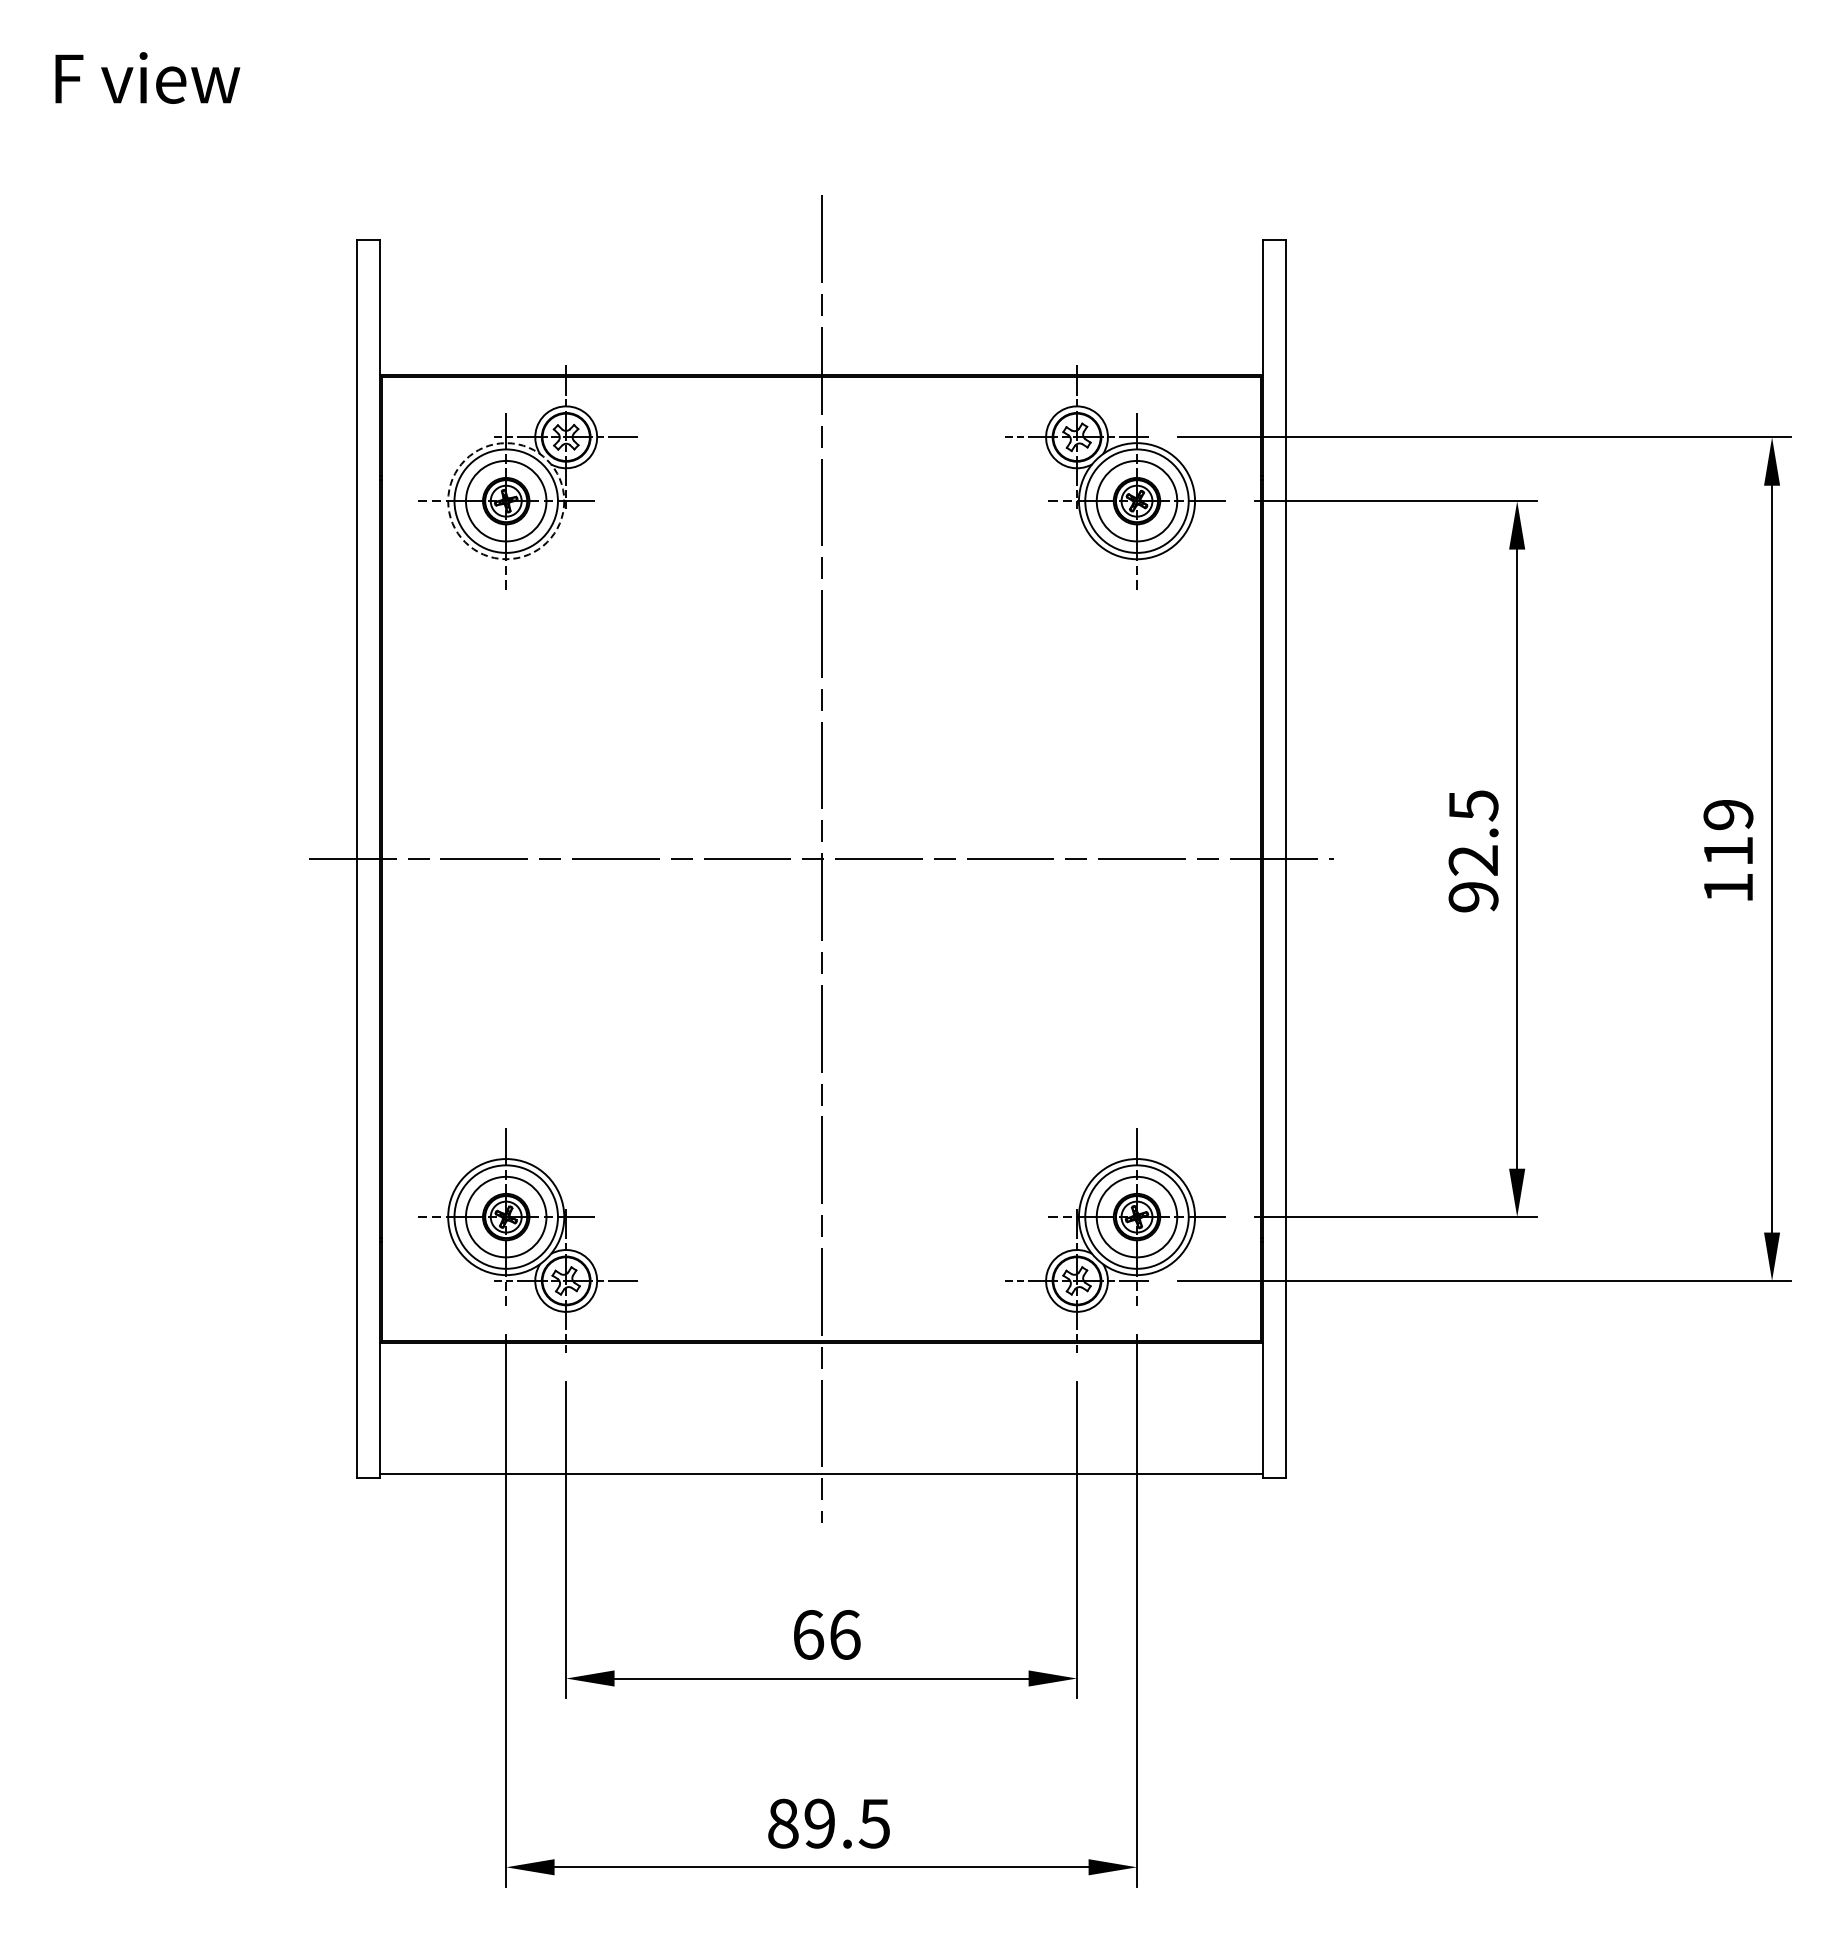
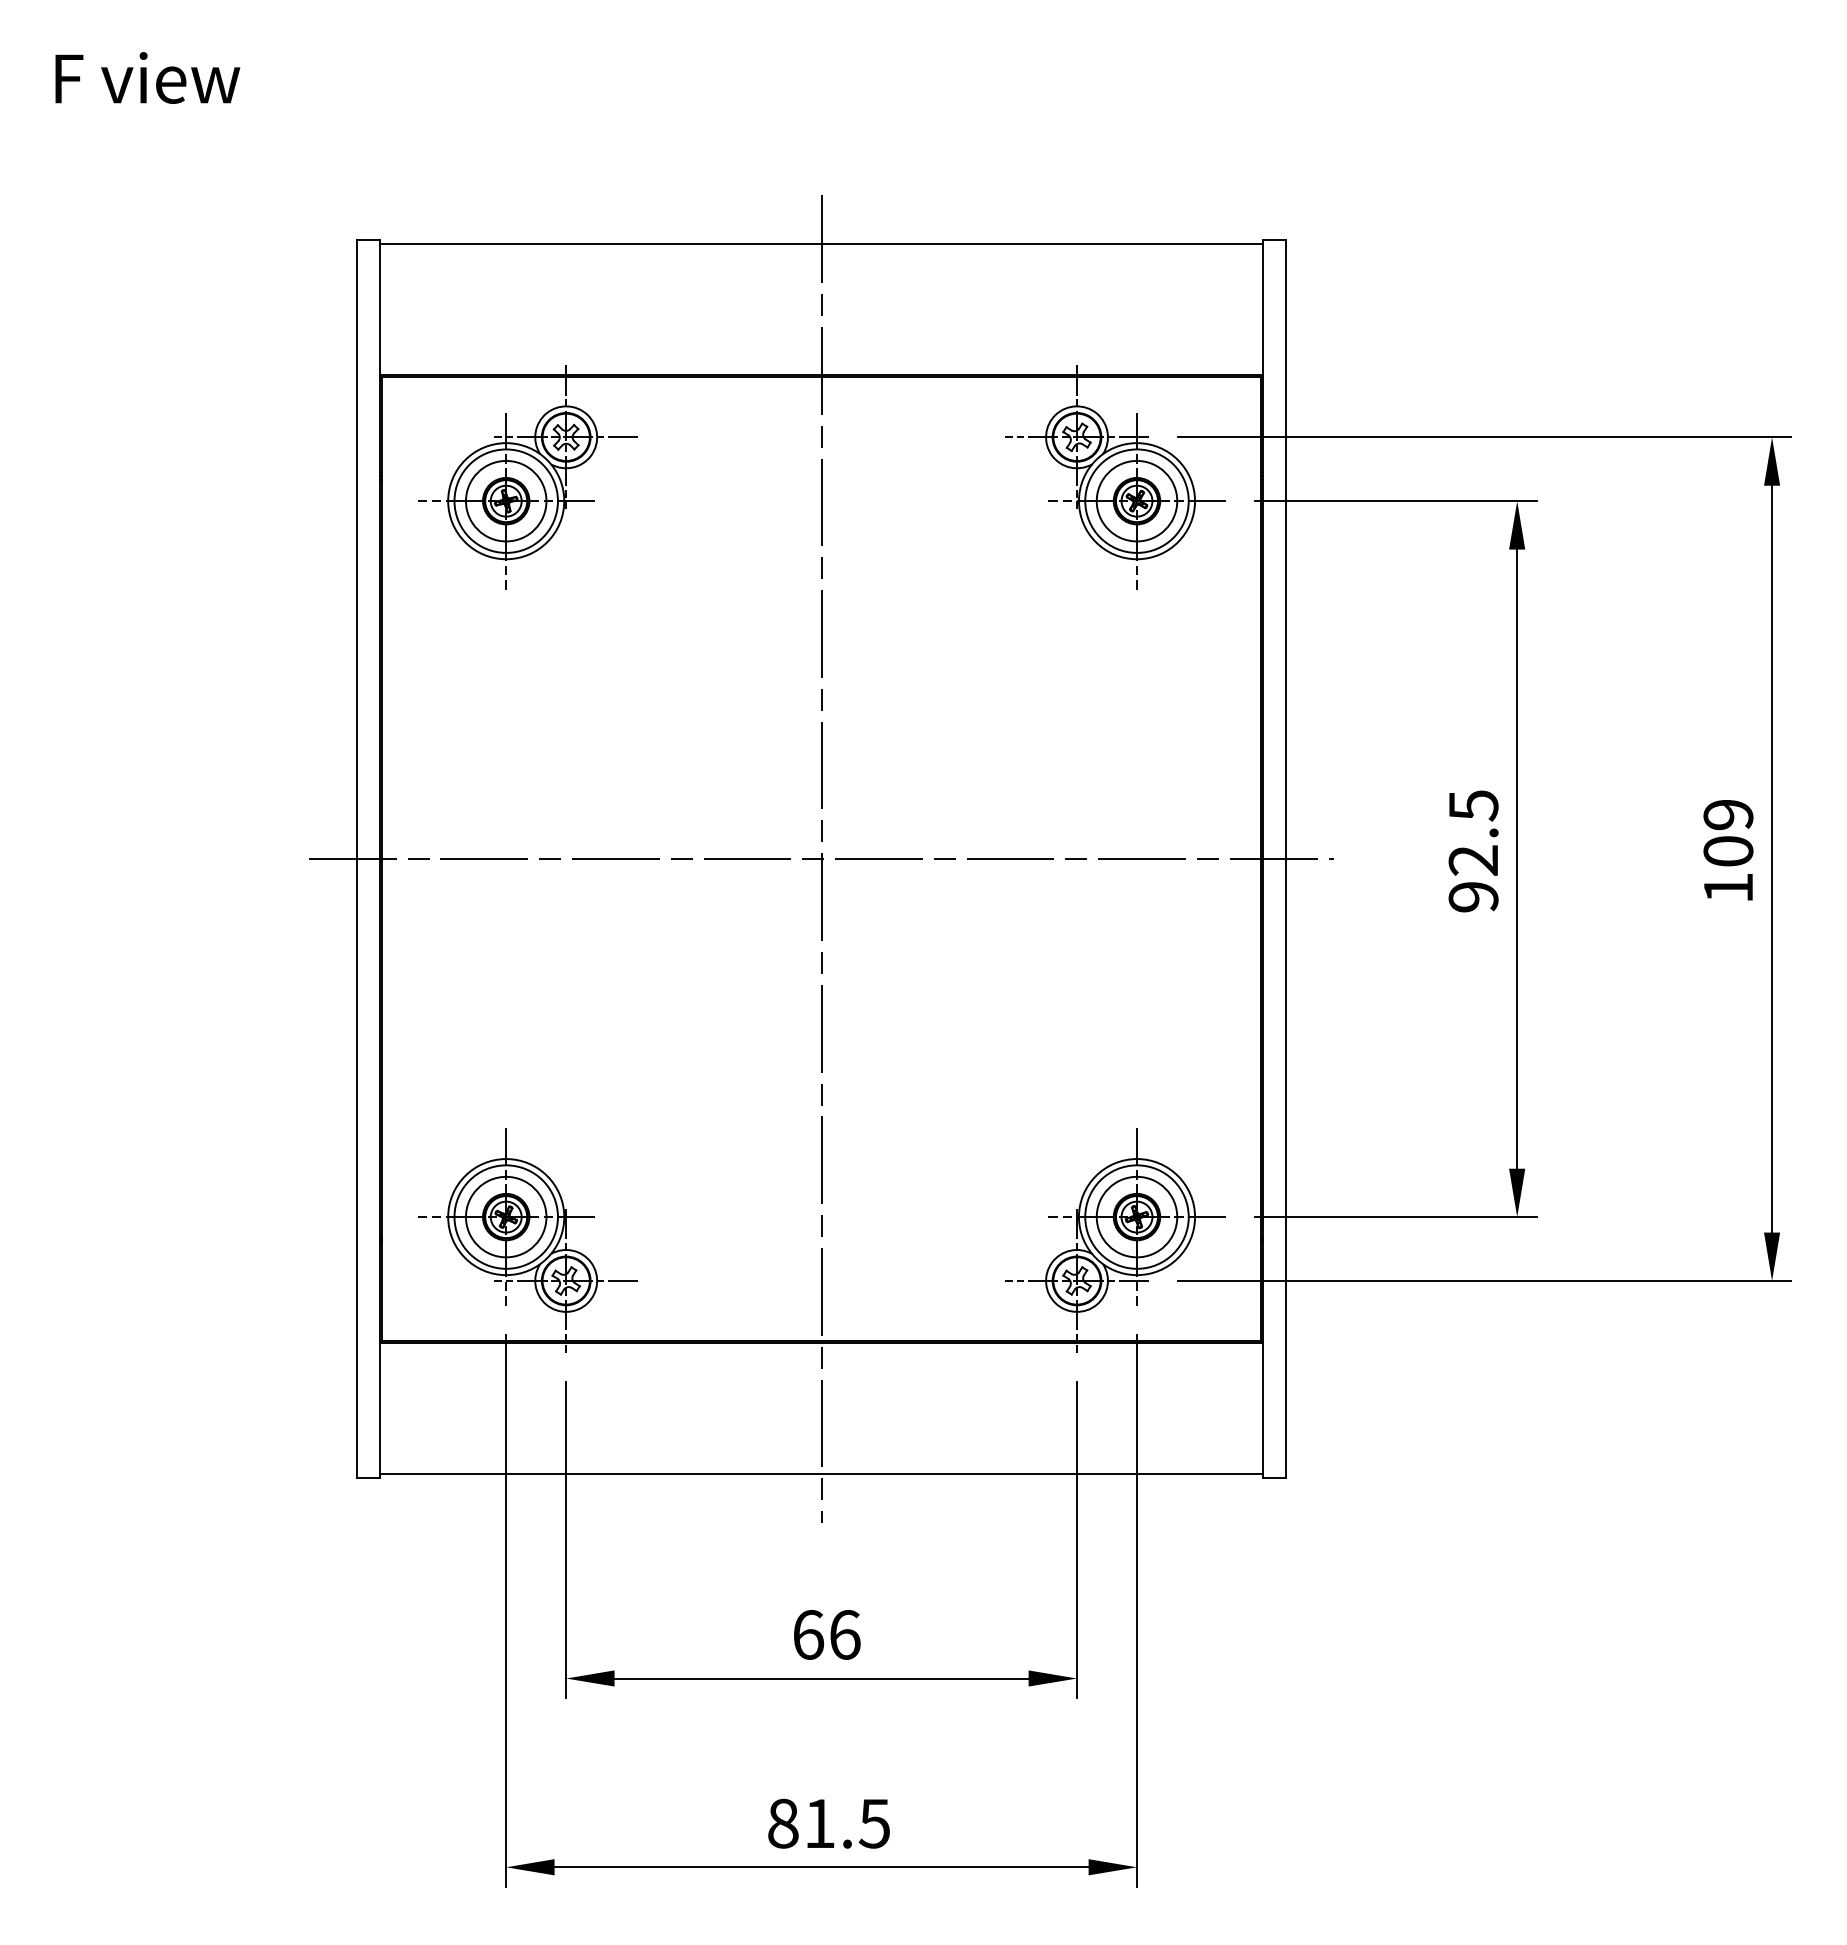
line: none -> present (821, 243)
circle: dashed -> solid (506, 501)
text: 119 -> 109 (1728, 851)
text: 89.5 -> 81.5 (819, 1823)
